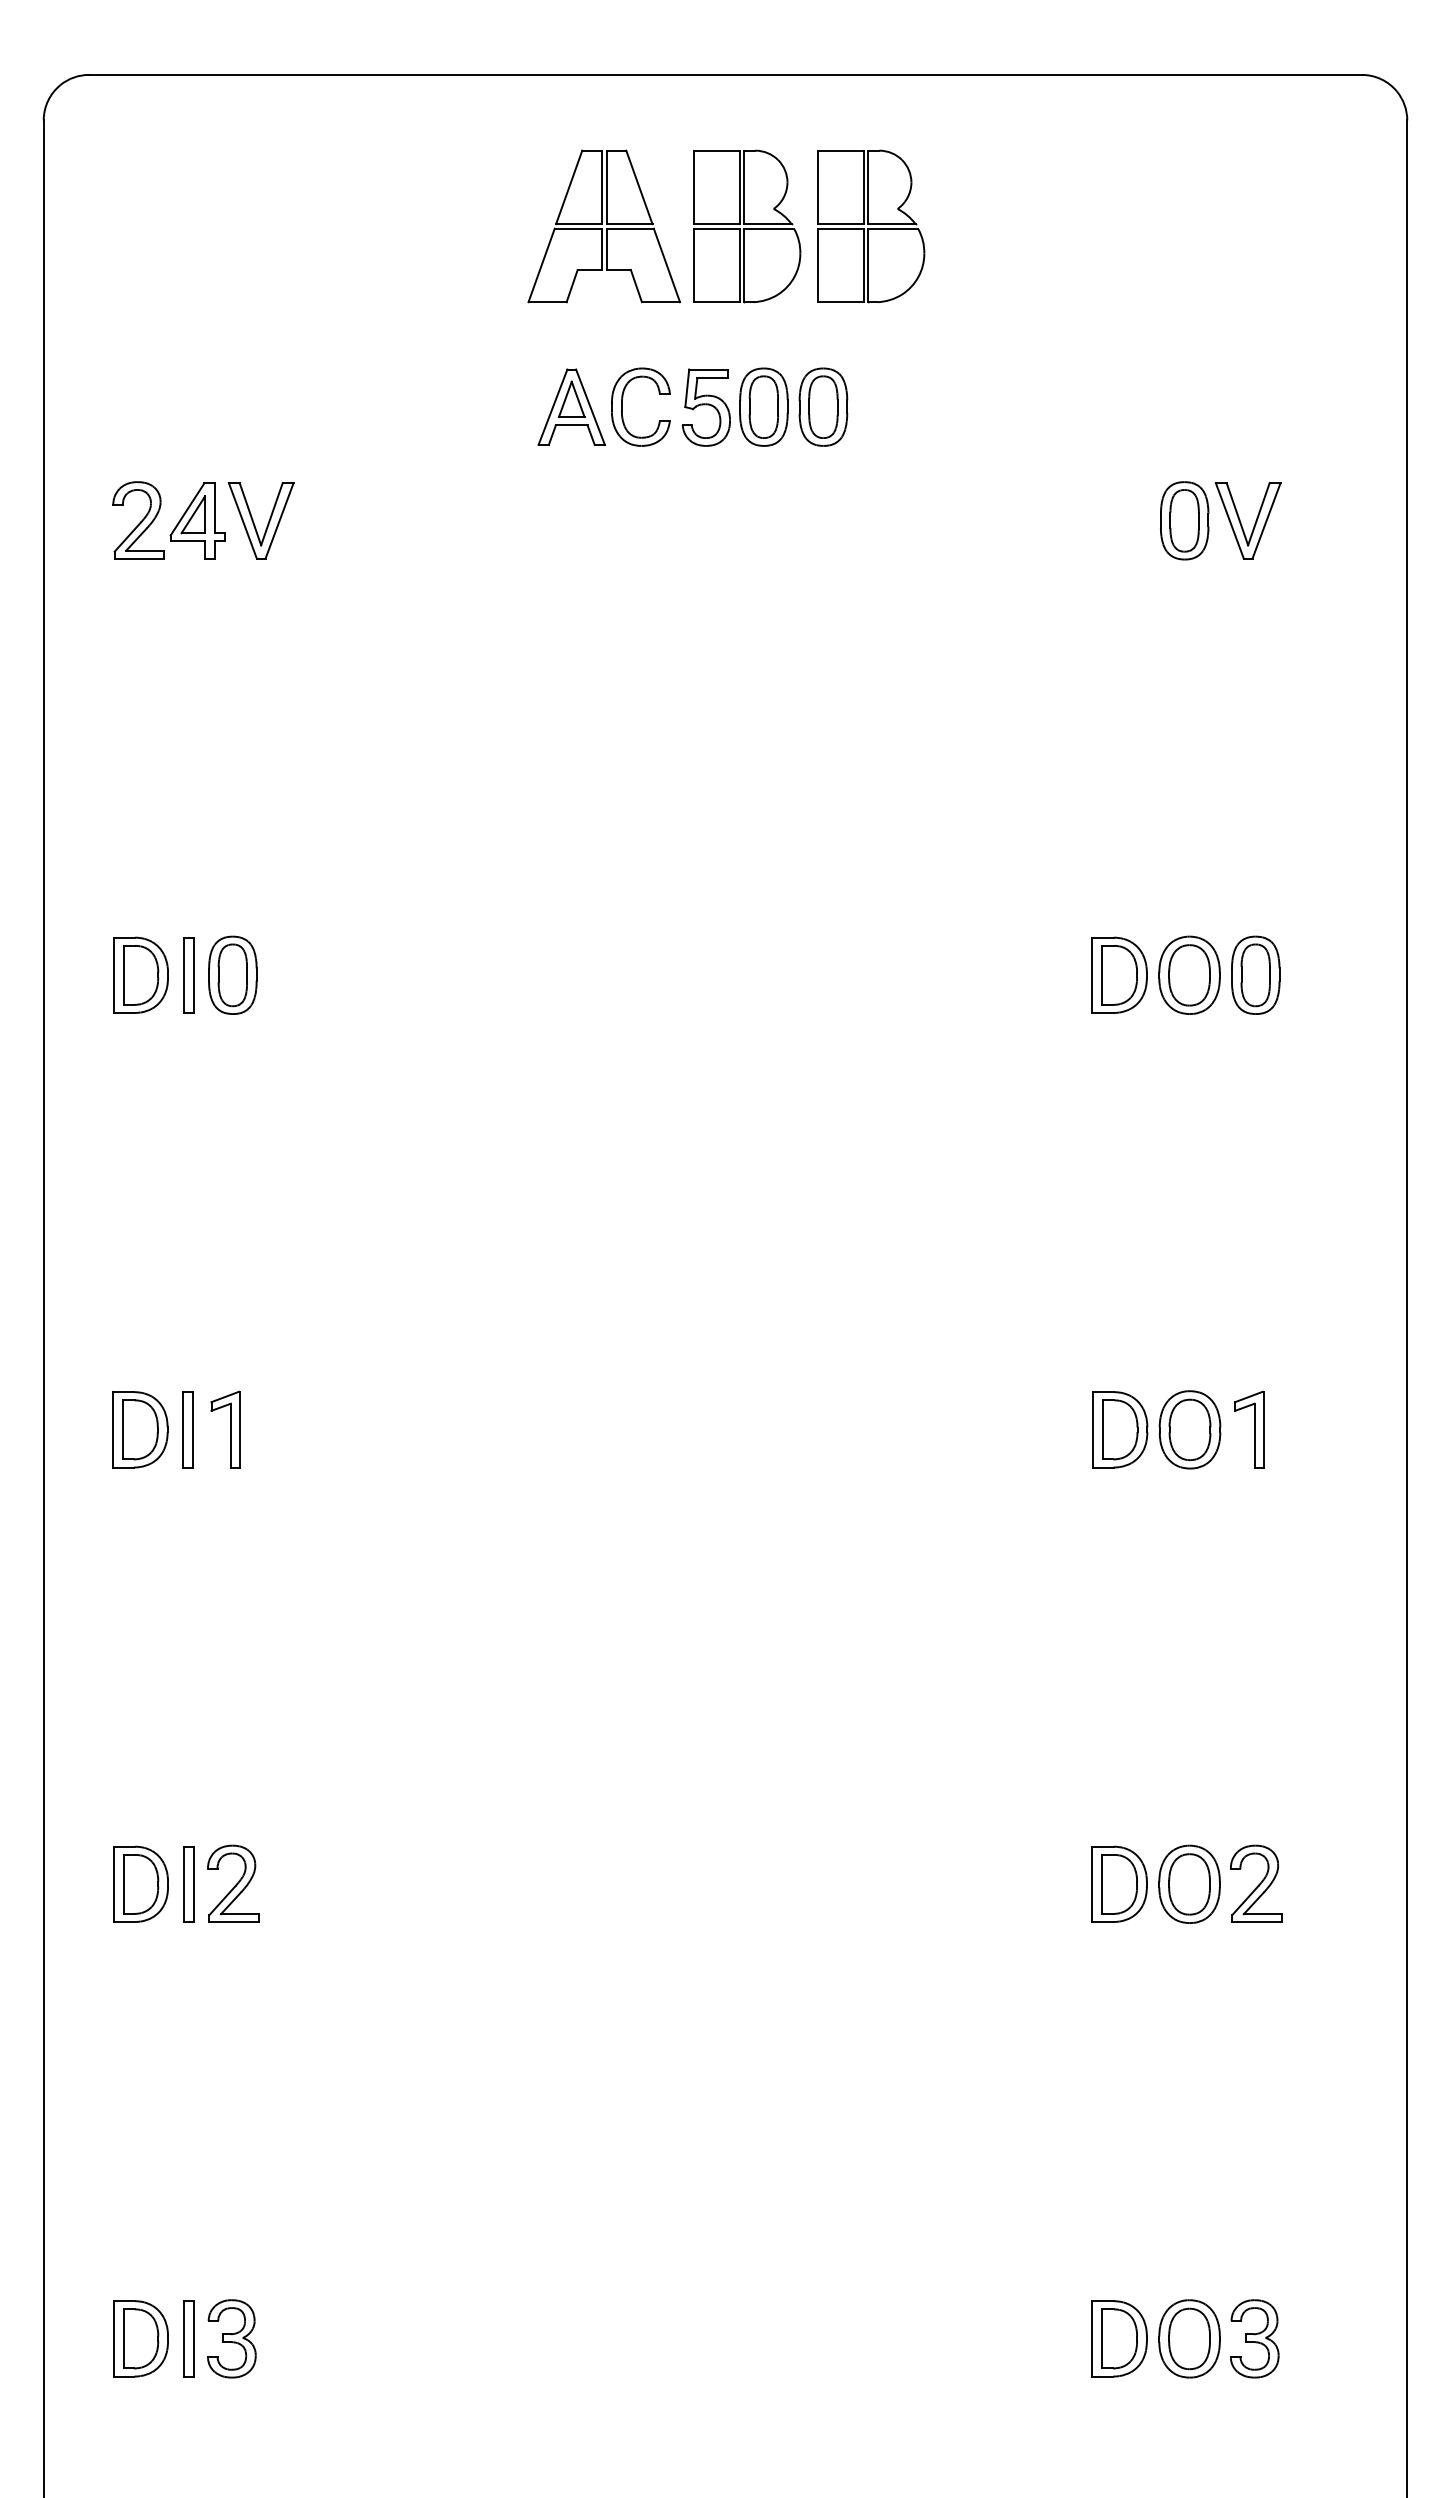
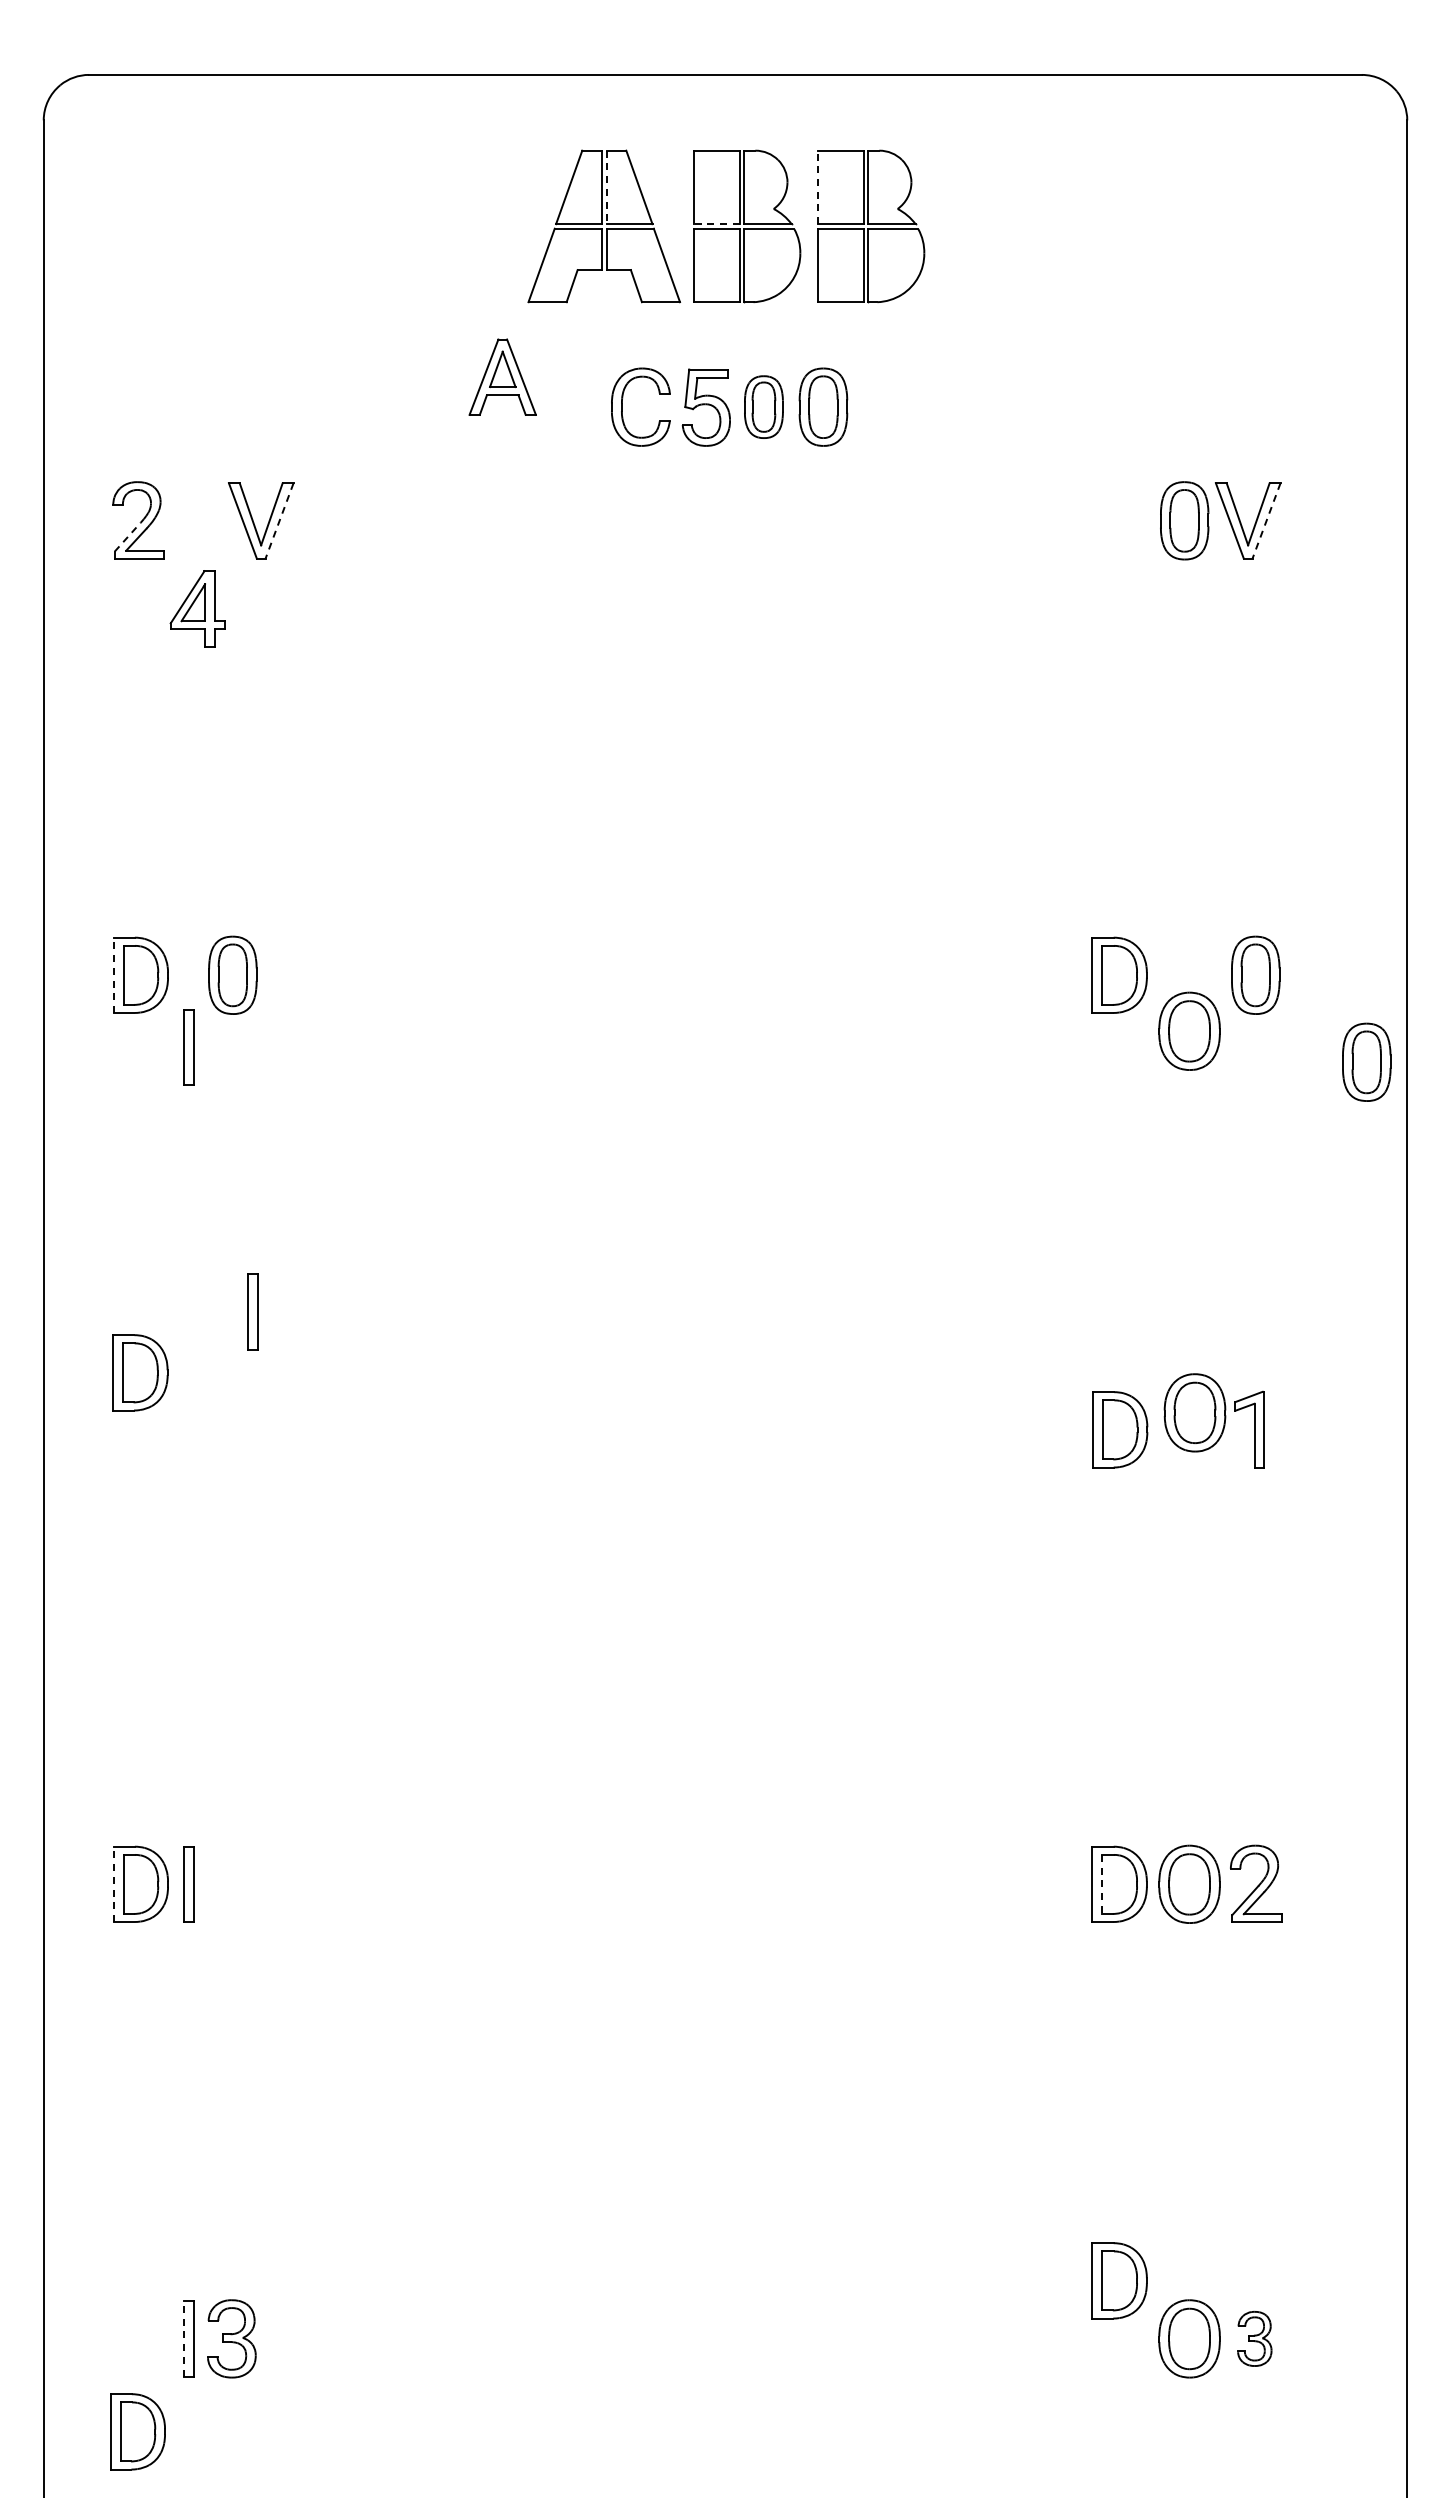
line: solid -> dashed (606, 187)
line: solid -> dashed (817, 187)
line: solid -> dashed (716, 224)
part position: (571, 406) -> (502, 376) (502, 376)
part size: 50x80 px -> 40x64 px (763, 406)
part position: (197, 520) -> (197, 608) (197, 608)
line: solid -> dashed (279, 521)
line: solid -> dashed (1266, 521)
line: solid -> dashed (128, 536)
part position: (1189, 974) -> (1189, 1030) (1189, 1030)
line: solid -> dashed (113, 975)
part position: (188, 975) -> (188, 1047) (188, 1047)
part: none -> present (1366, 1061)
part position: (140, 1429) -> (140, 1372) (140, 1372)
part position: (187, 1429) -> (252, 1311) (252, 1311)
part: present -> none (225, 1429)
part position: (1189, 1429) -> (1194, 1412) (1194, 1412)
part: present -> none (233, 1883)
line: solid -> dashed (113, 1884)
line: solid -> dashed (1102, 1884)
part position: (140, 2338) -> (137, 2431) (137, 2431)
line: solid -> dashed (183, 2338)
part position: (1119, 2338) -> (1119, 2280) (1119, 2280)
part size: 50x80 px -> 36x56 px (1254, 2338)
